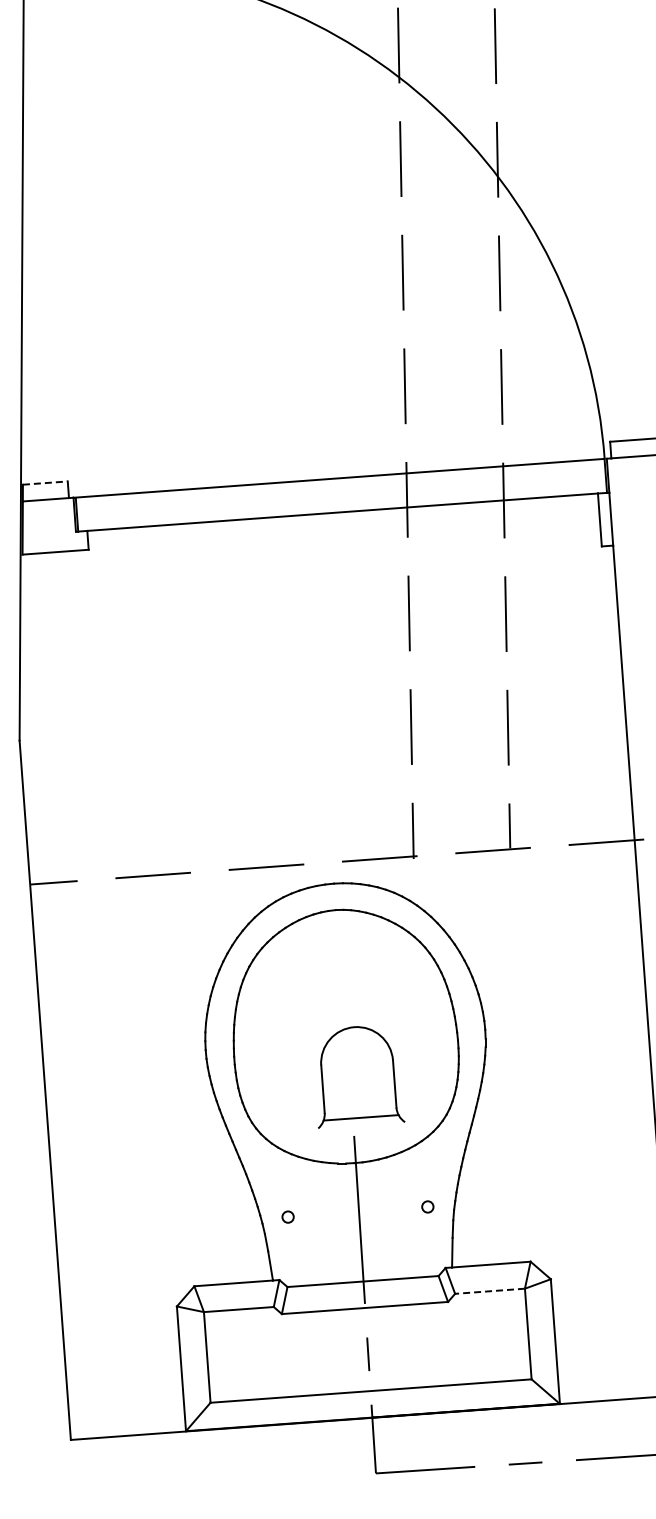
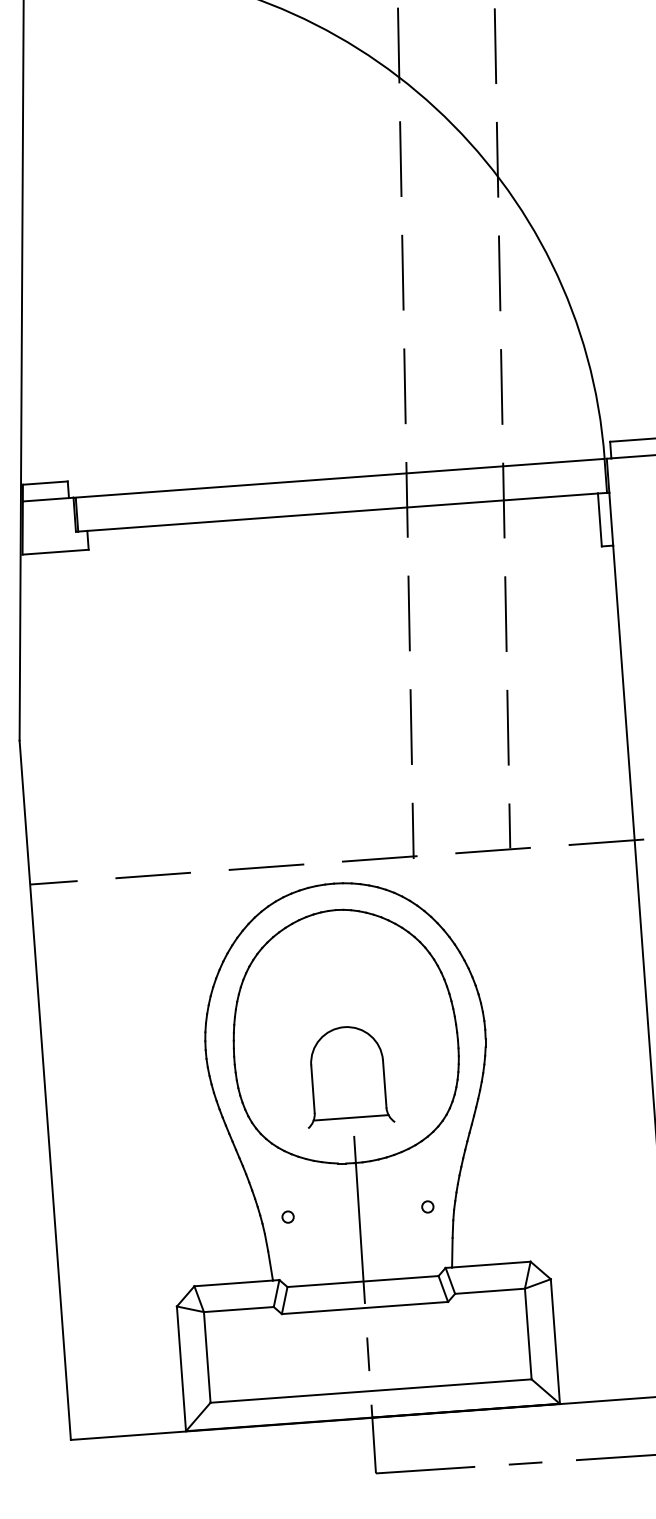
line: dashed -> solid (45, 483)
part position: (361, 1077) -> (351, 1077) (351, 1077)
line: dashed -> solid (489, 1291)
